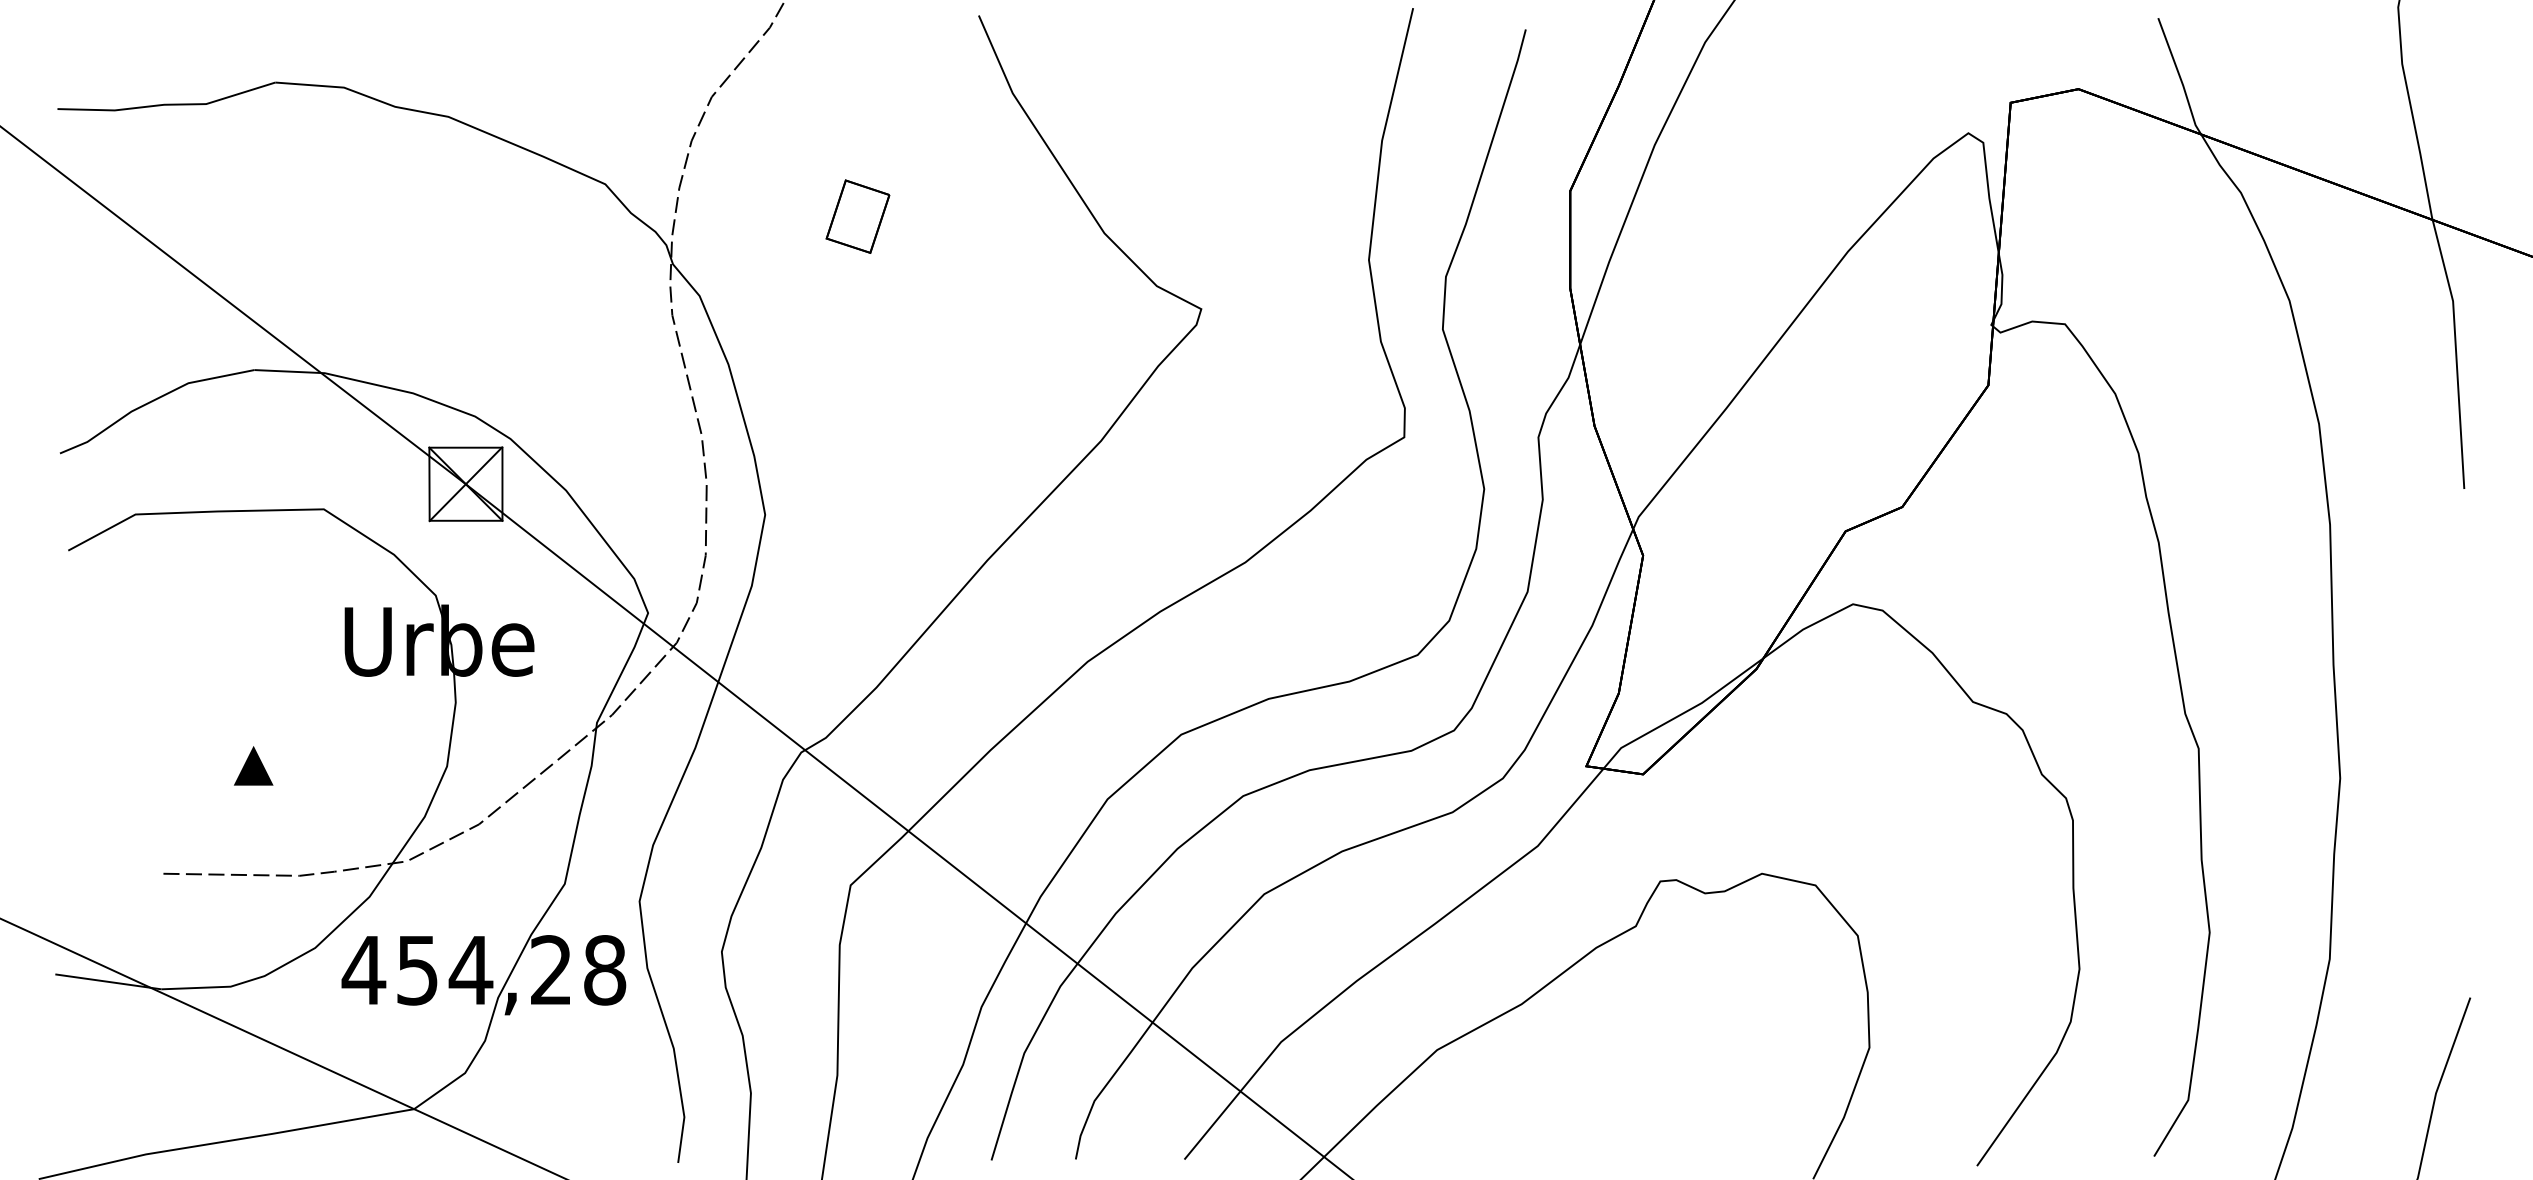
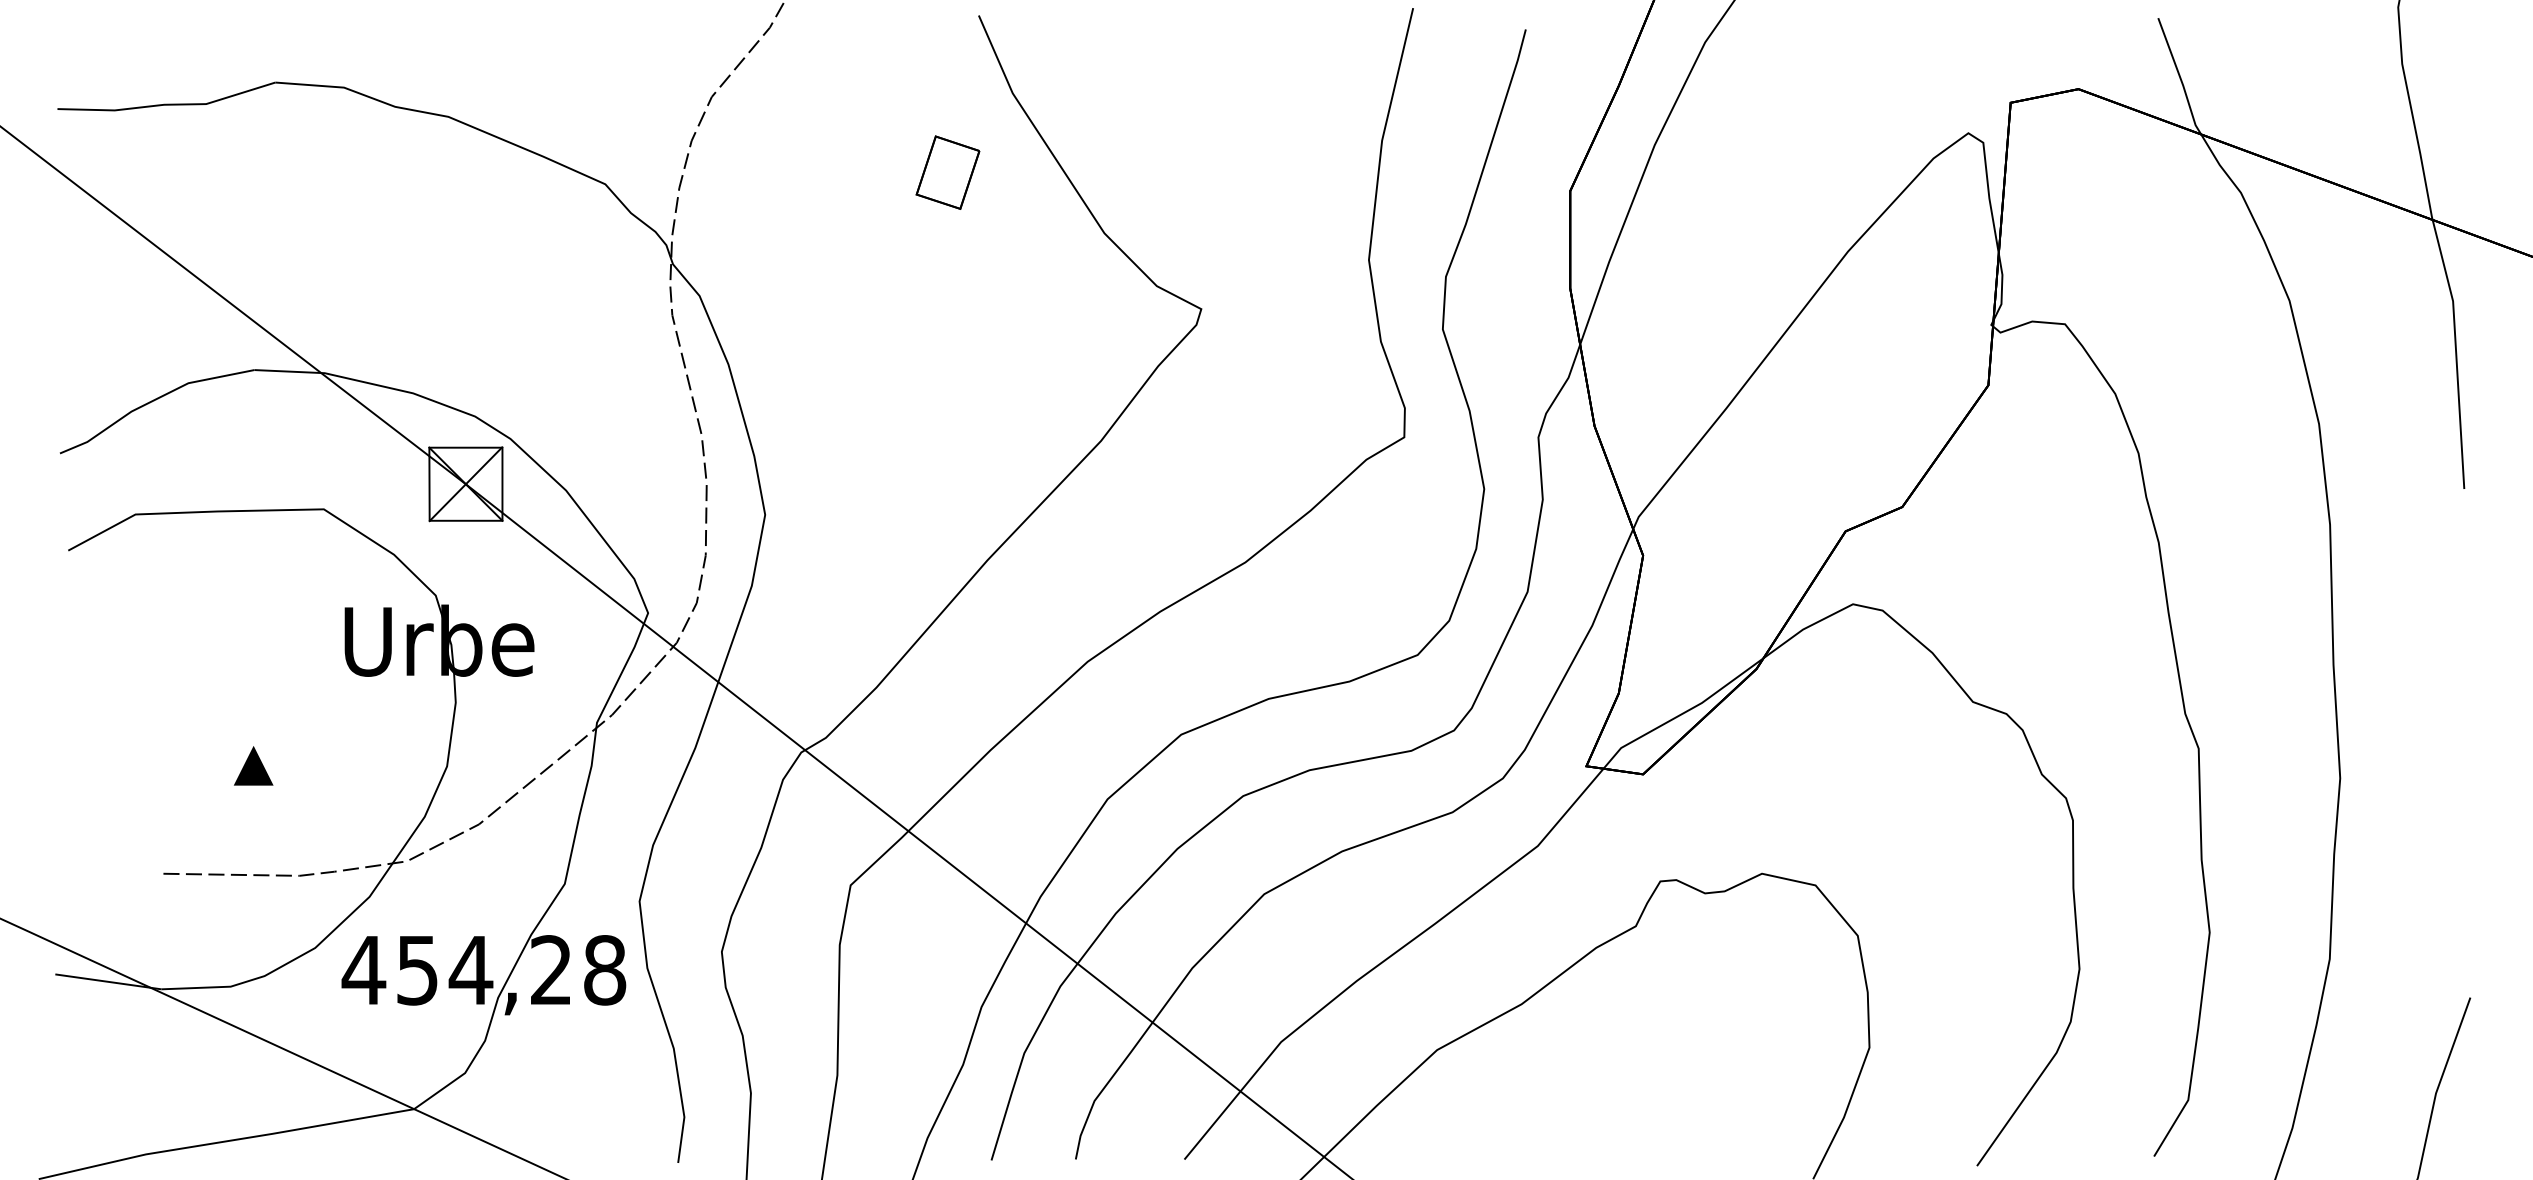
part position: (857, 216) -> (947, 172) (947, 172)
